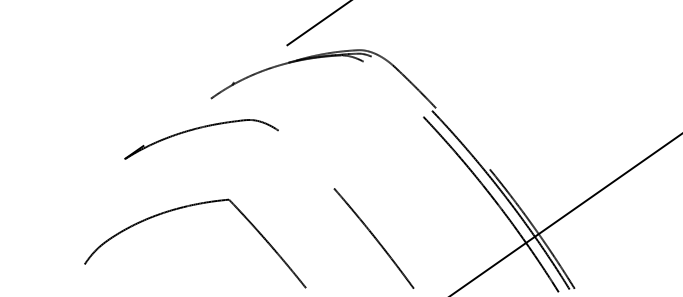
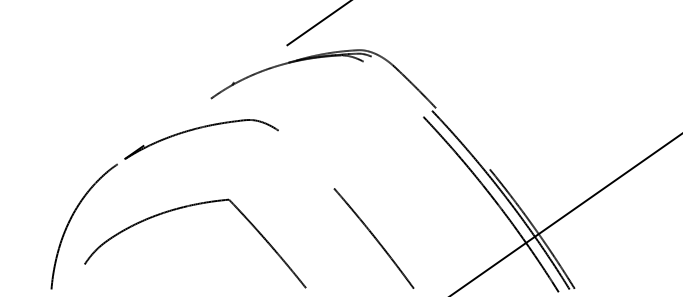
curve: none -> present (71, 219)
